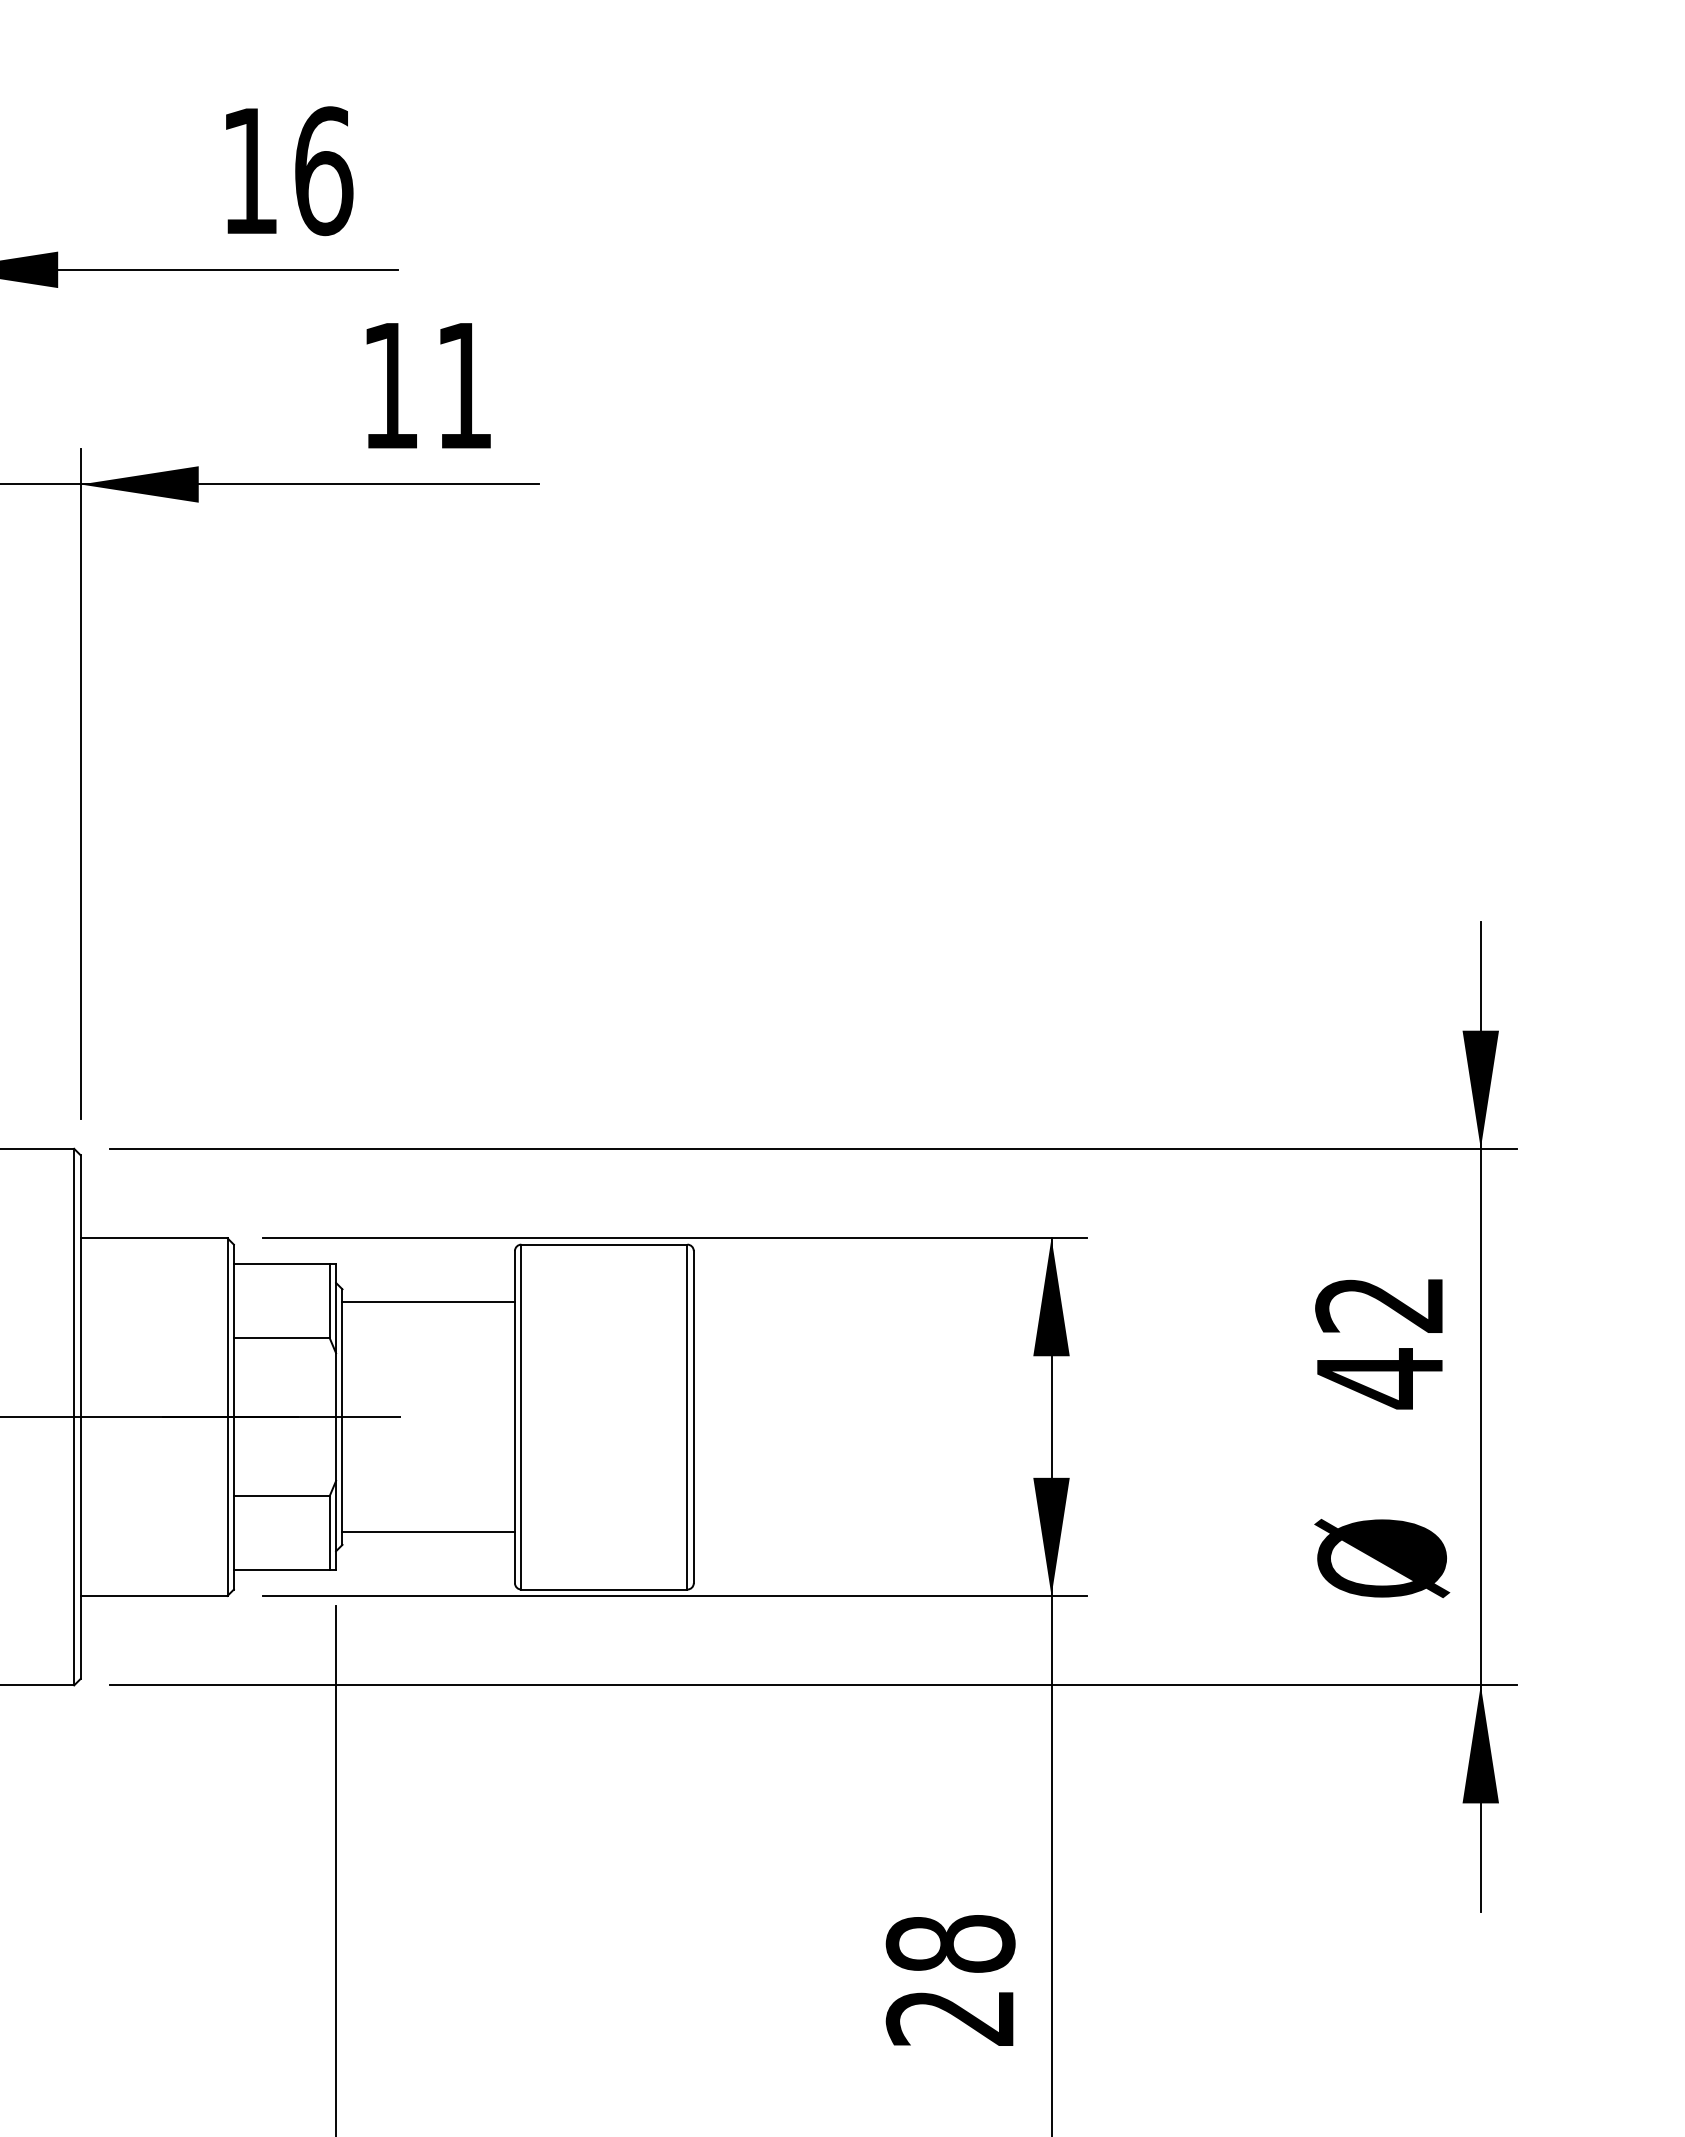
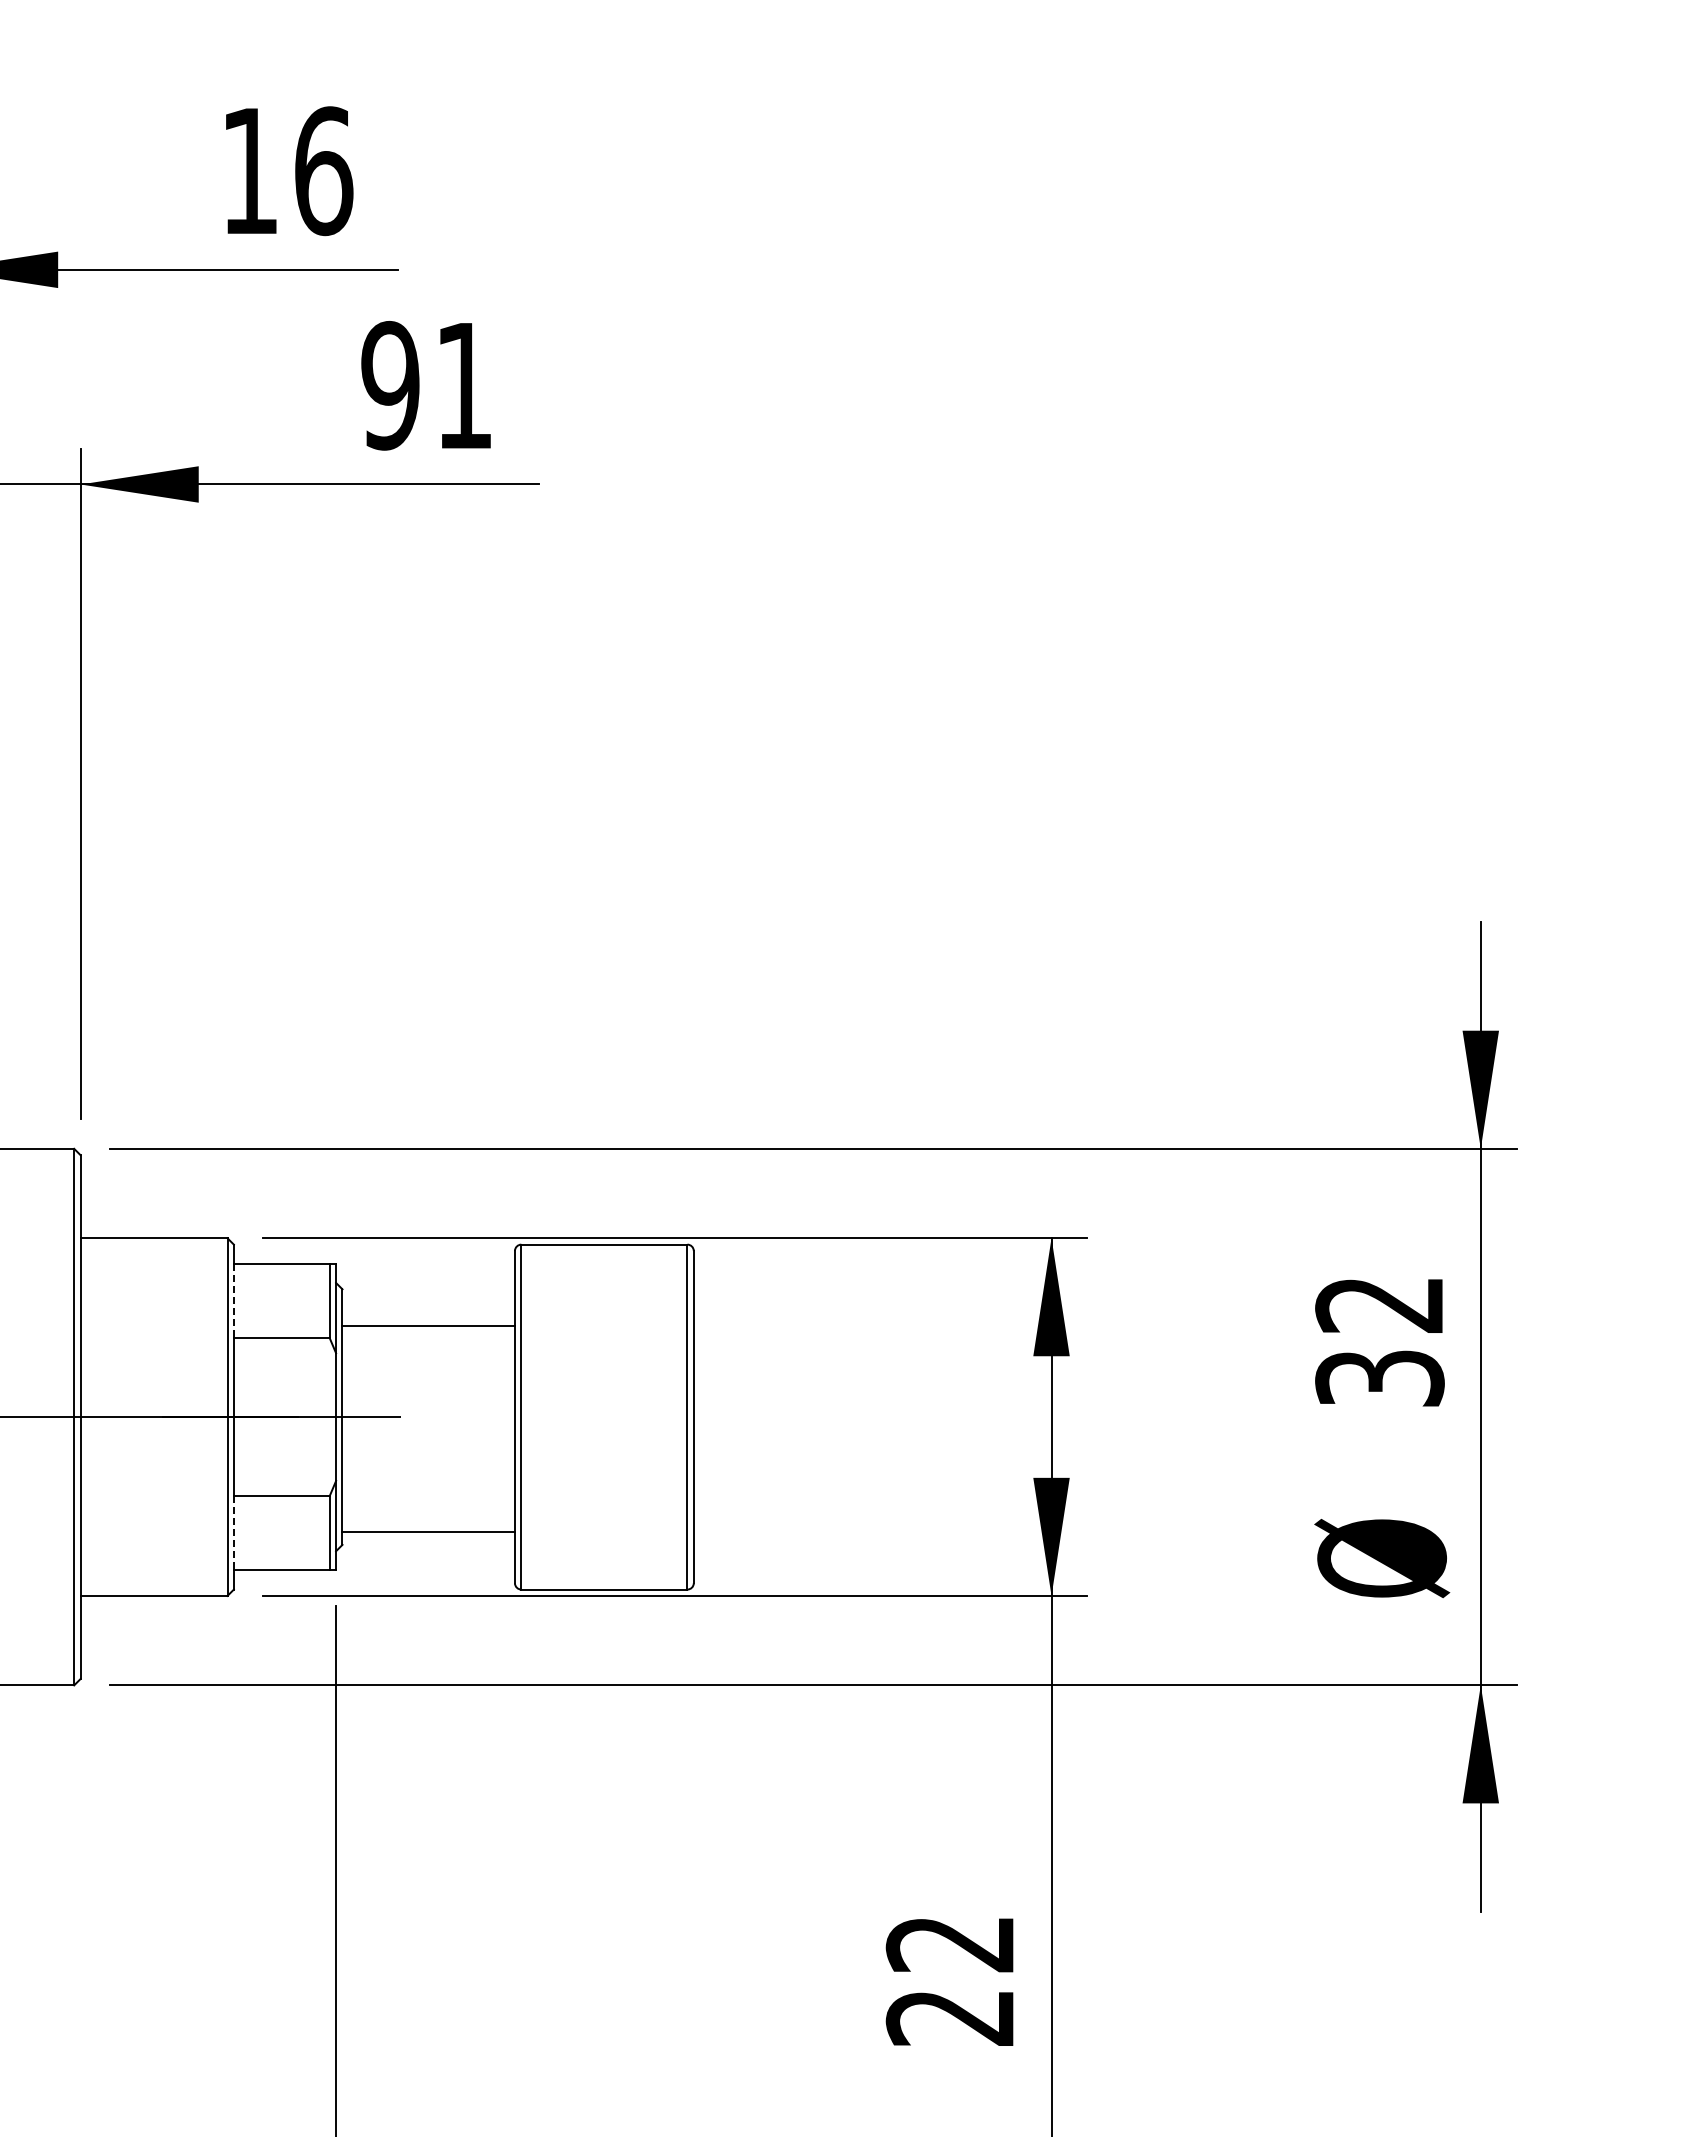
text: 11 -> 91 (390, 385)
line: solid -> dashed (233, 1301)
line position: (428, 1302) -> (428, 1326) (428, 1326)
text: 42 -> 32 (1379, 1378)
line: solid -> dashed (233, 1533)
text: 28 -> 22 (950, 1943)
